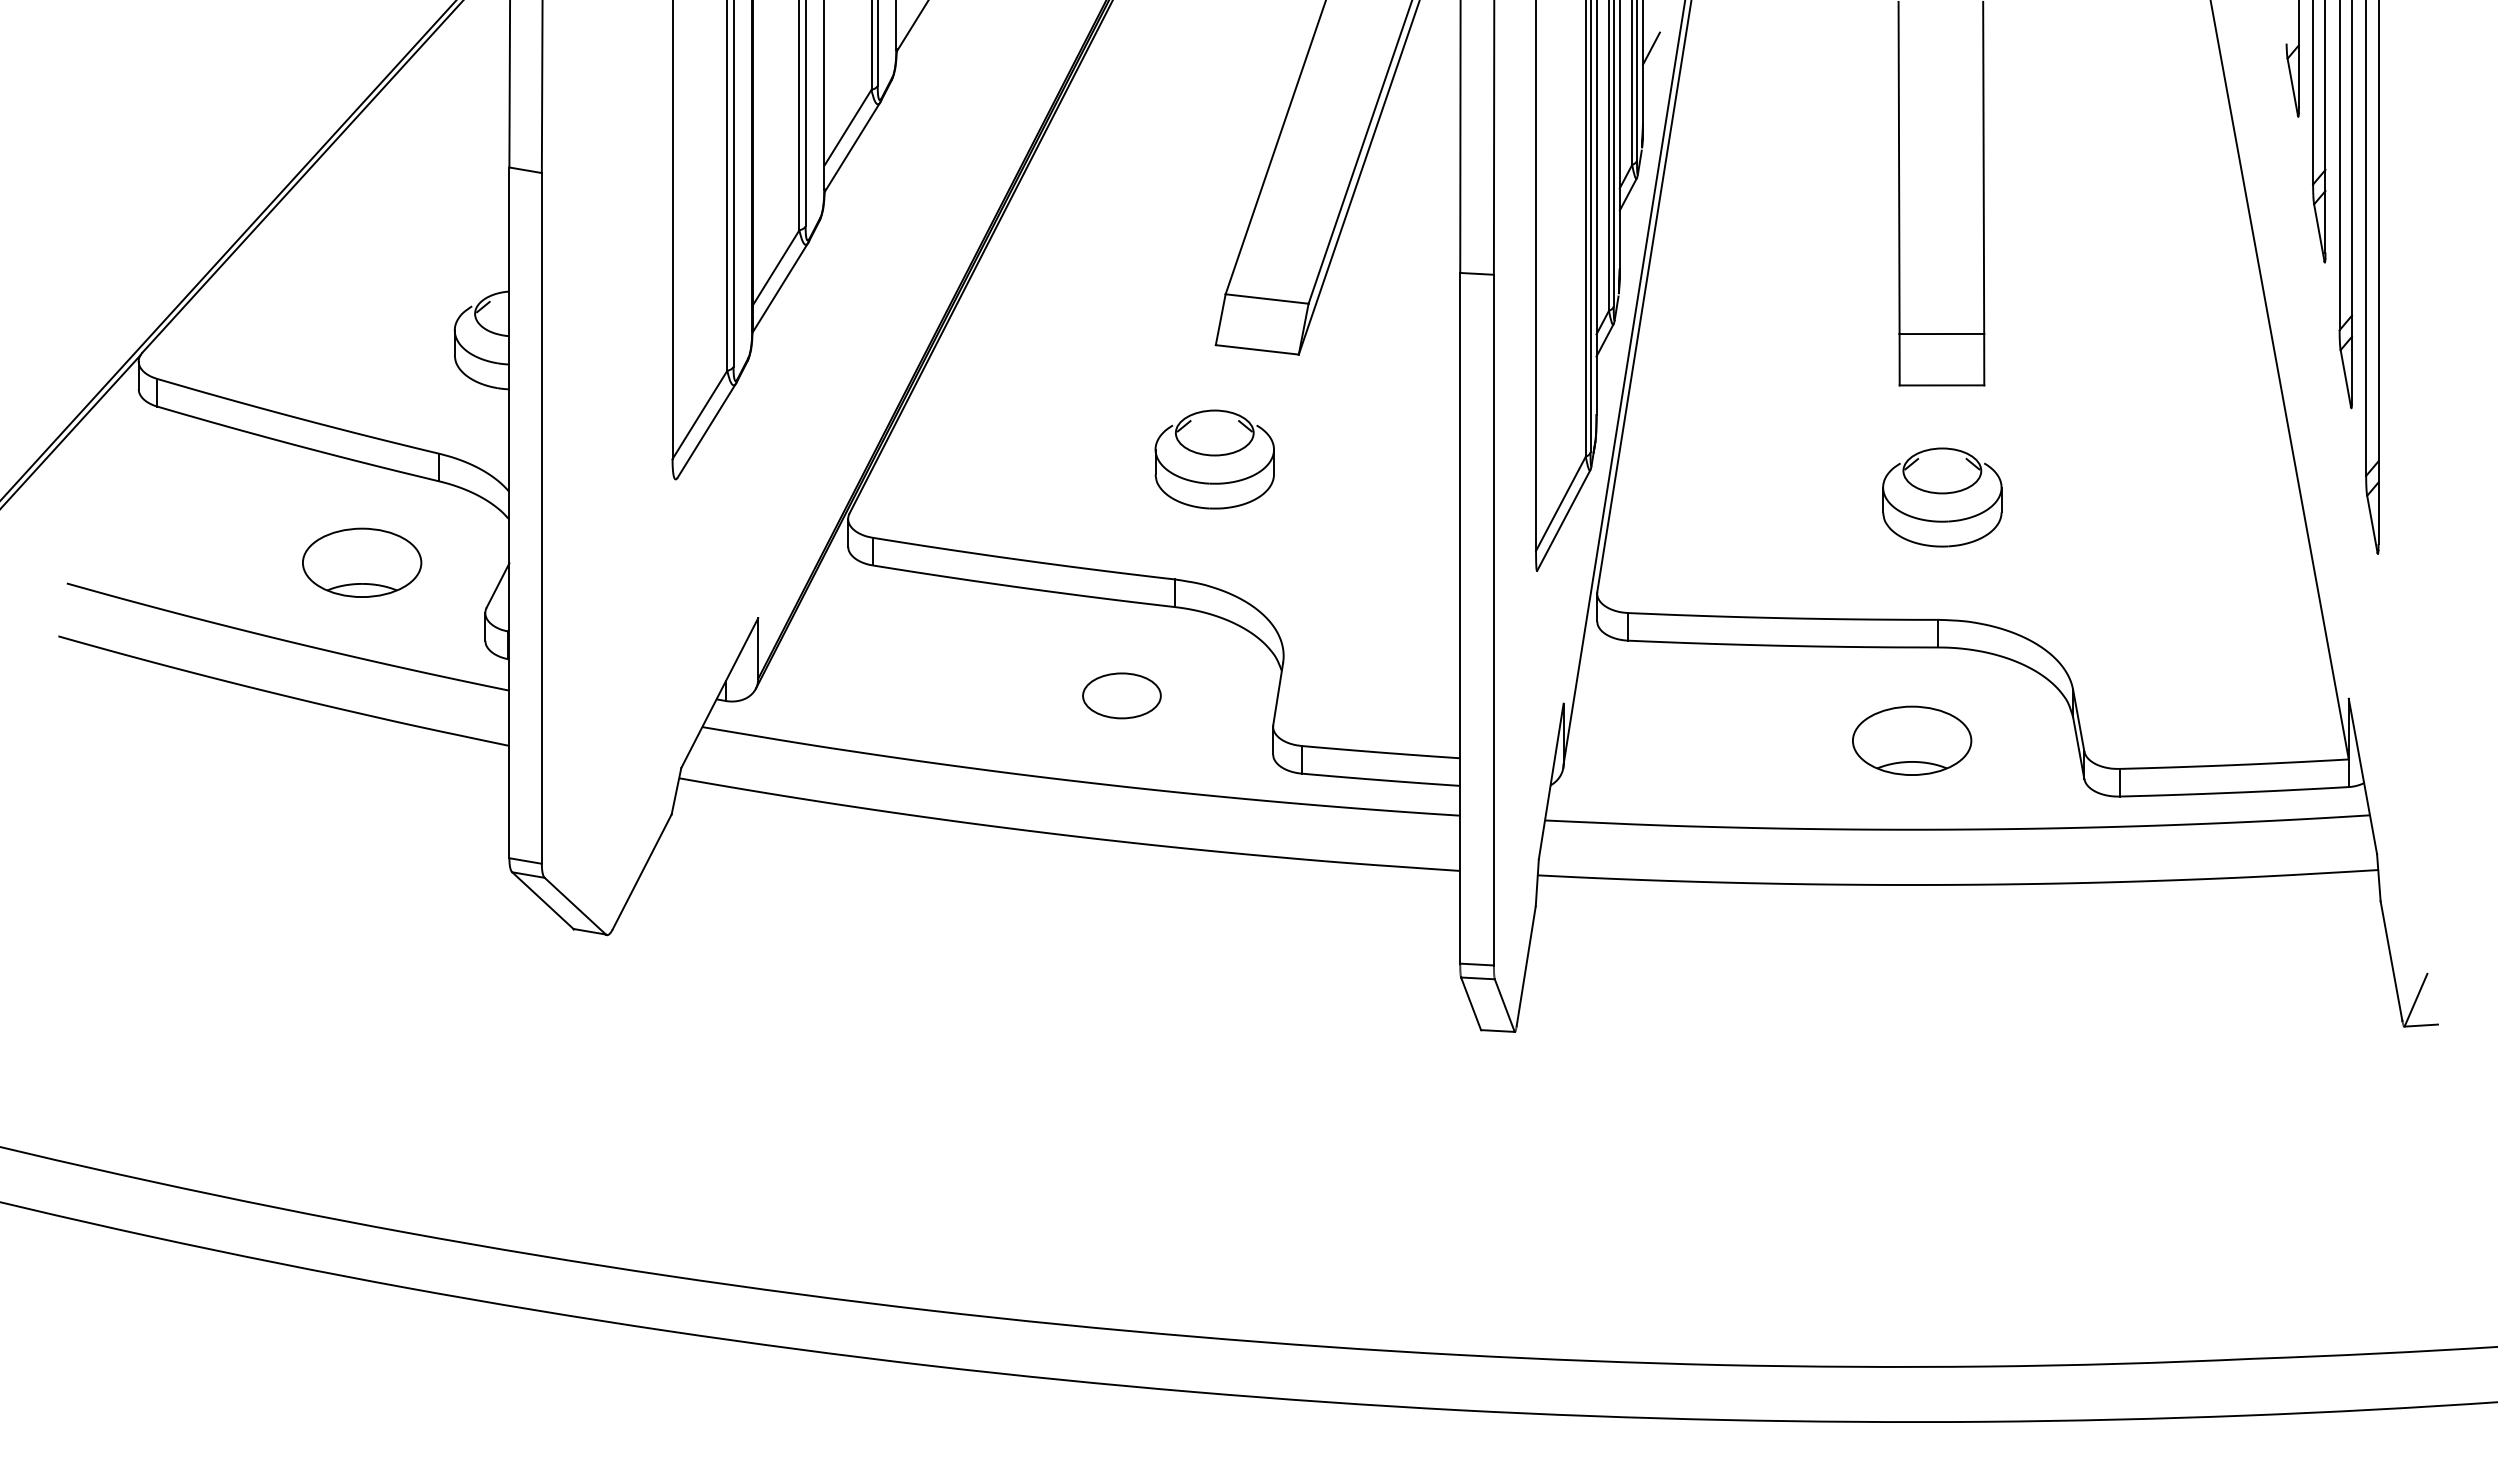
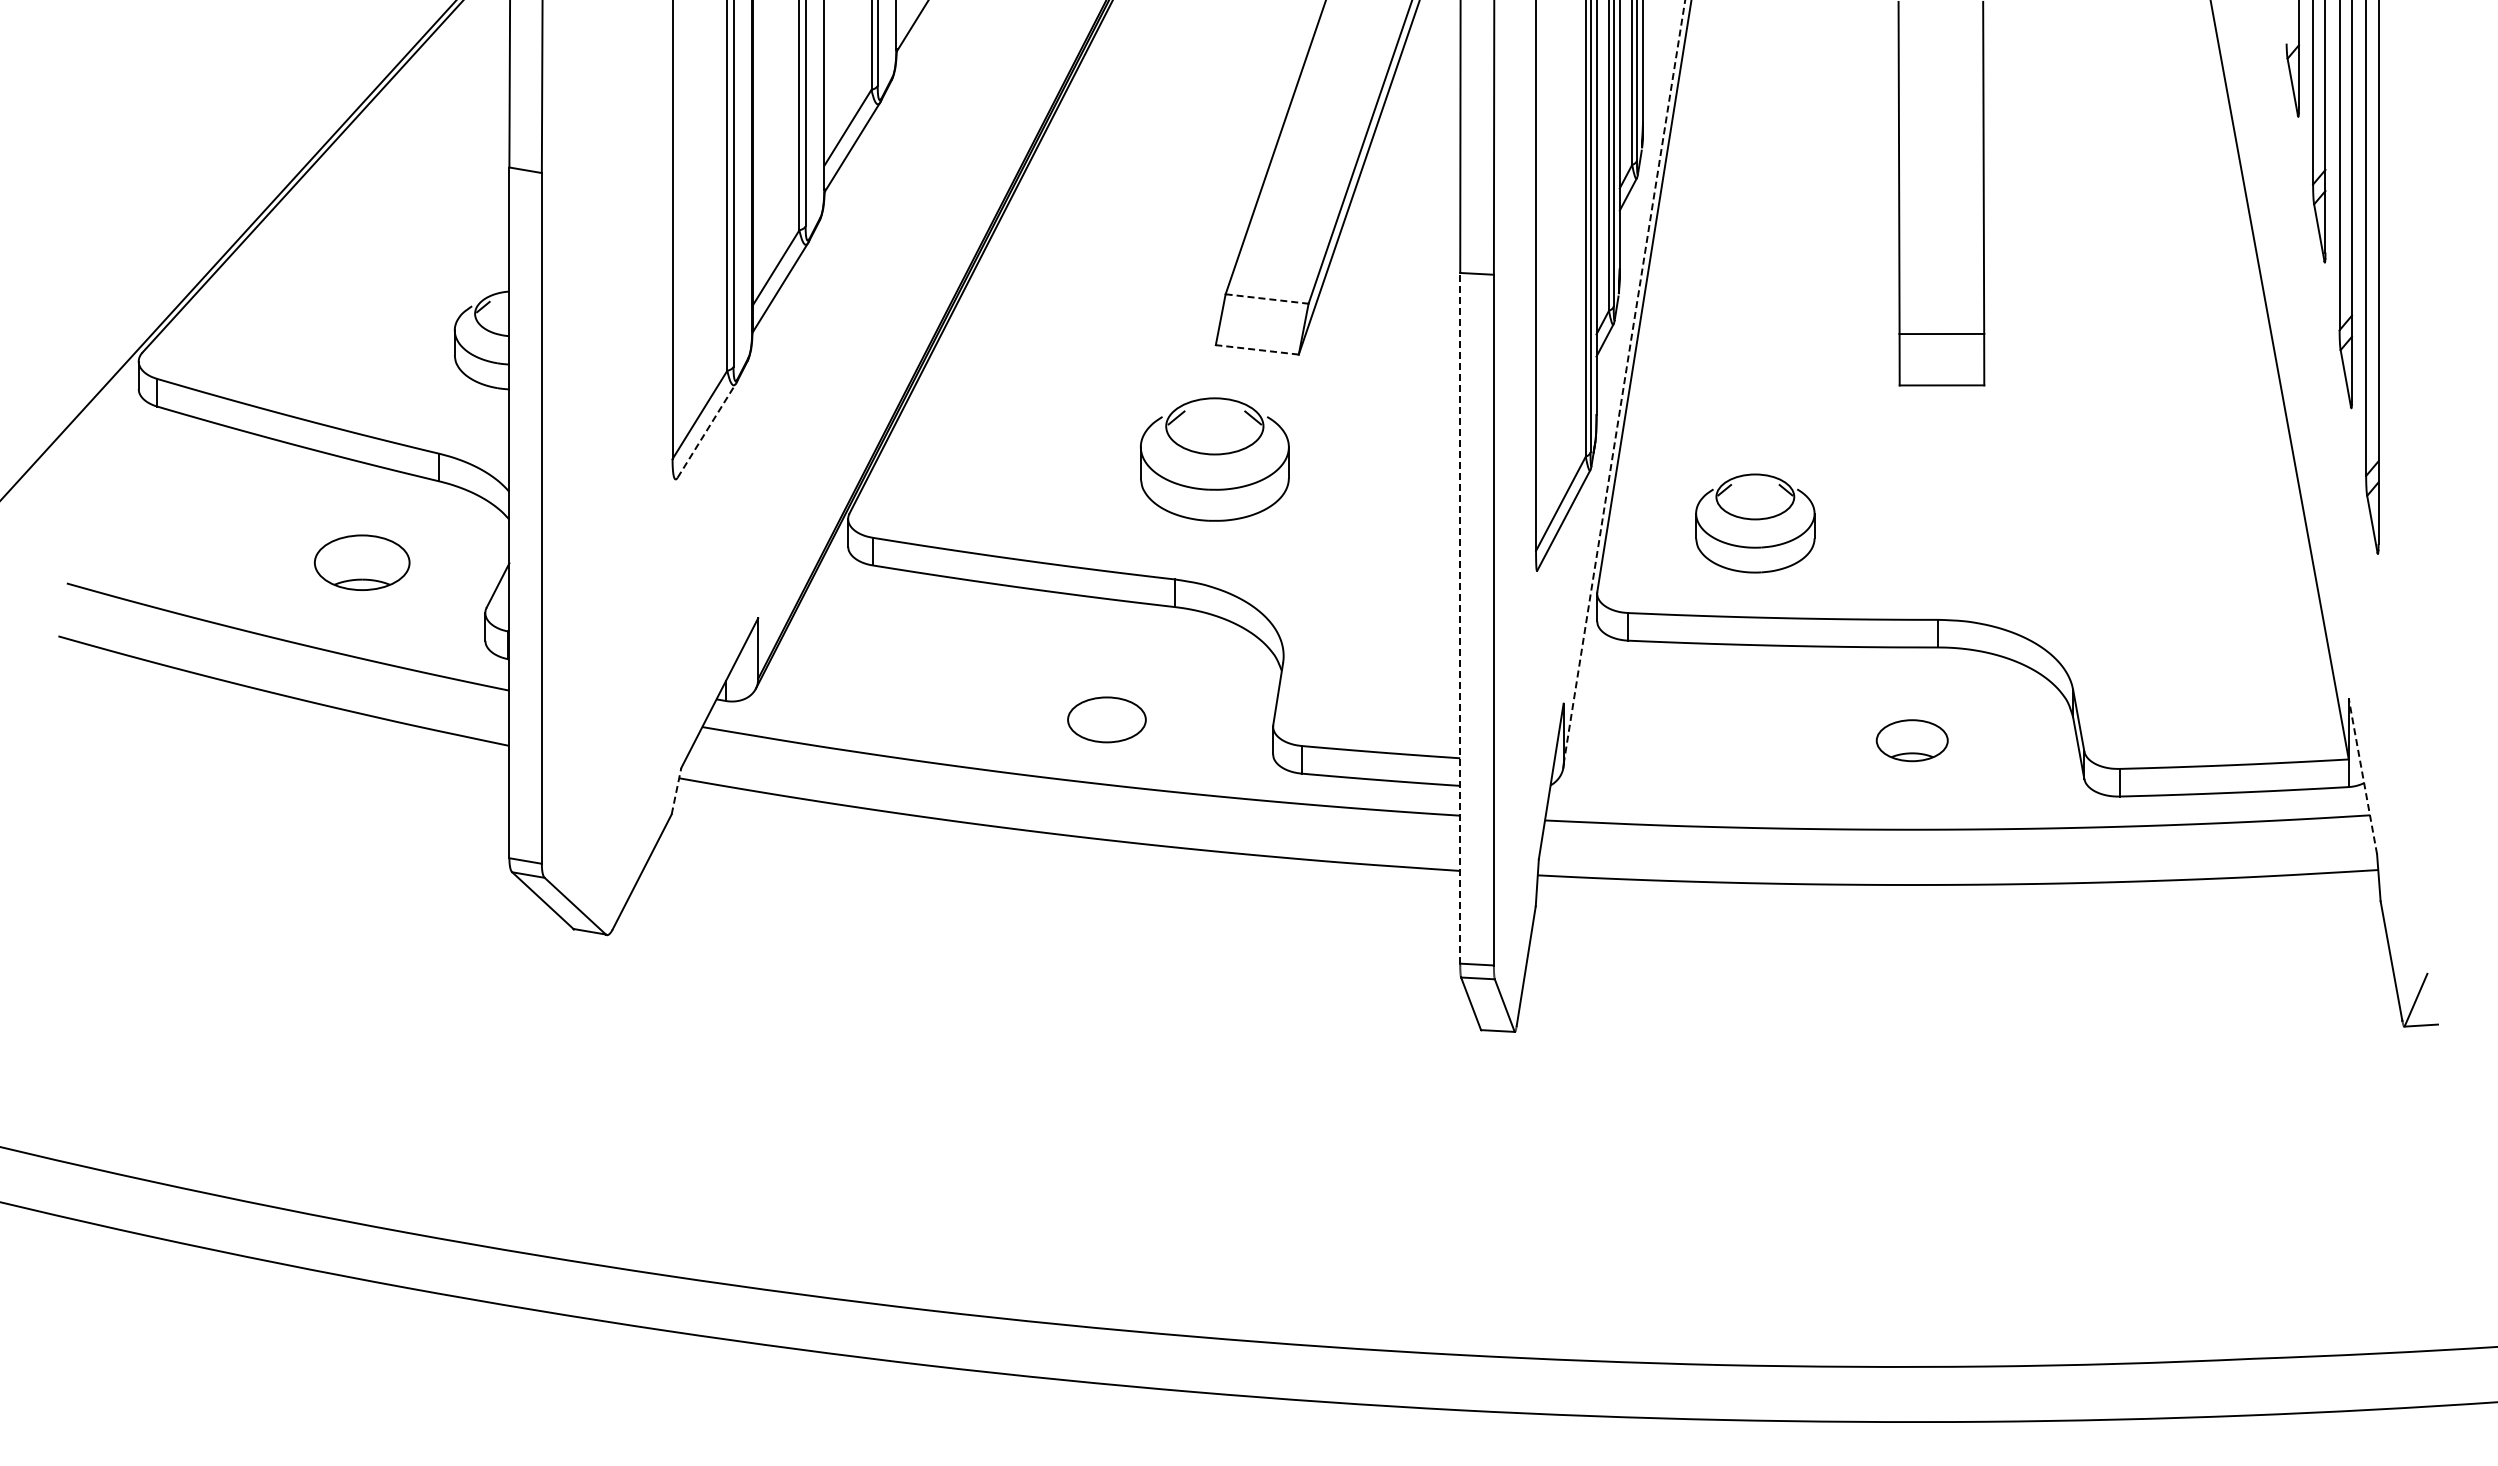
line: present -> none (1651, 48)
line: solid -> dashed (1267, 299)
line: solid -> dashed (1257, 349)
line: solid -> dashed (1624, 382)
line: present -> none (71, 430)
line: solid -> dashed (707, 430)
part size: 121x101 px -> 150x125 px (1214, 459)
part position: (1942, 497) -> (1755, 523) (1755, 523)
part size: 121x71 px -> 97x57 px (362, 562)
line: solid -> dashed (1460, 617)
part position: (1121, 695) -> (1106, 719) (1106, 719)
part size: 121x71 px -> 74x44 px (1911, 740)
line: solid -> dashed (2362, 775)
line: solid -> dashed (676, 791)
